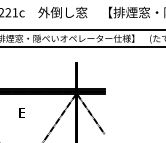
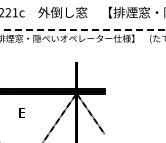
line: solid -> dashed (82, 30)
line: present -> none (82, 46)
